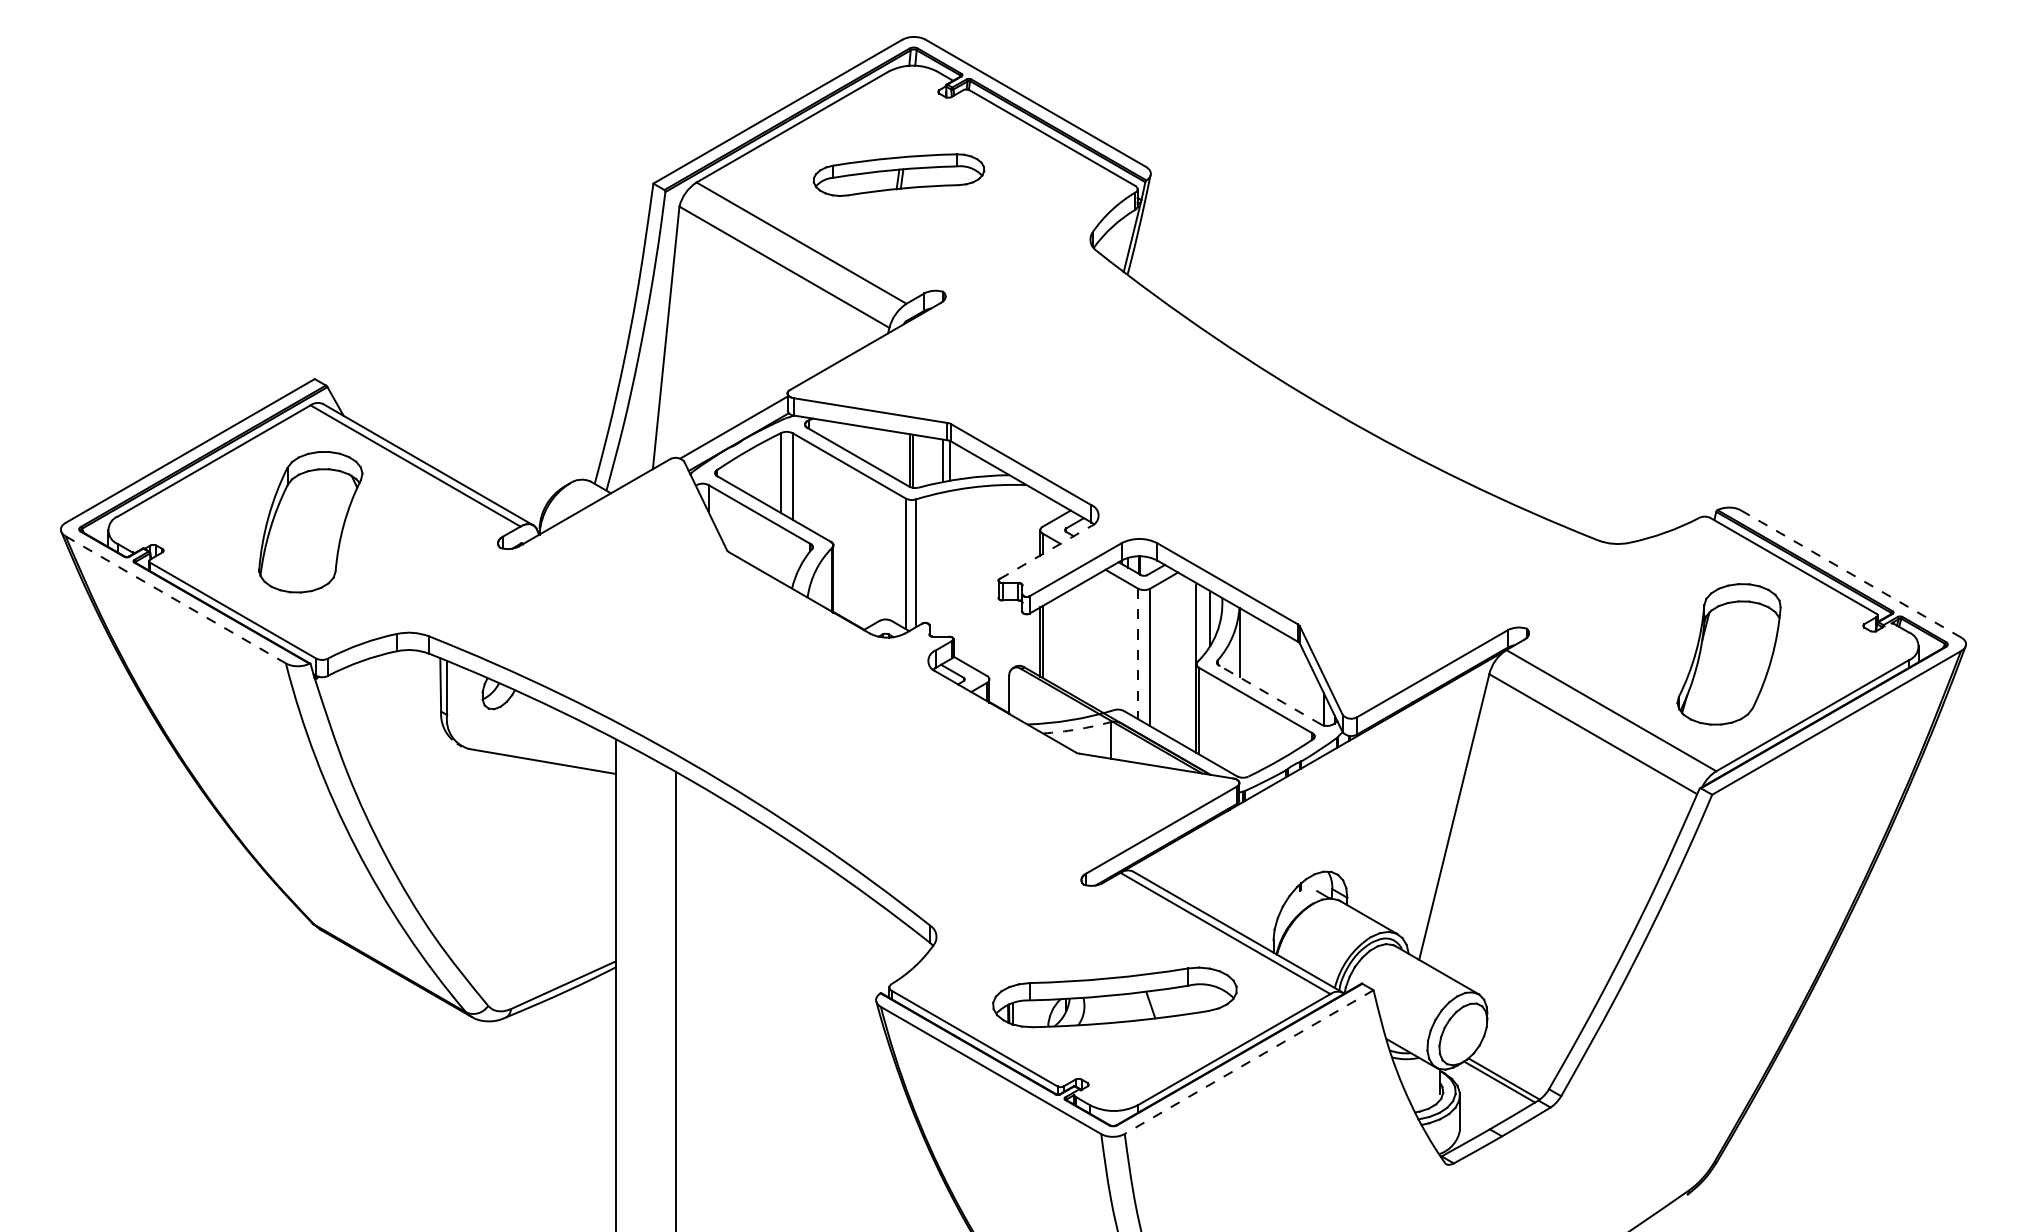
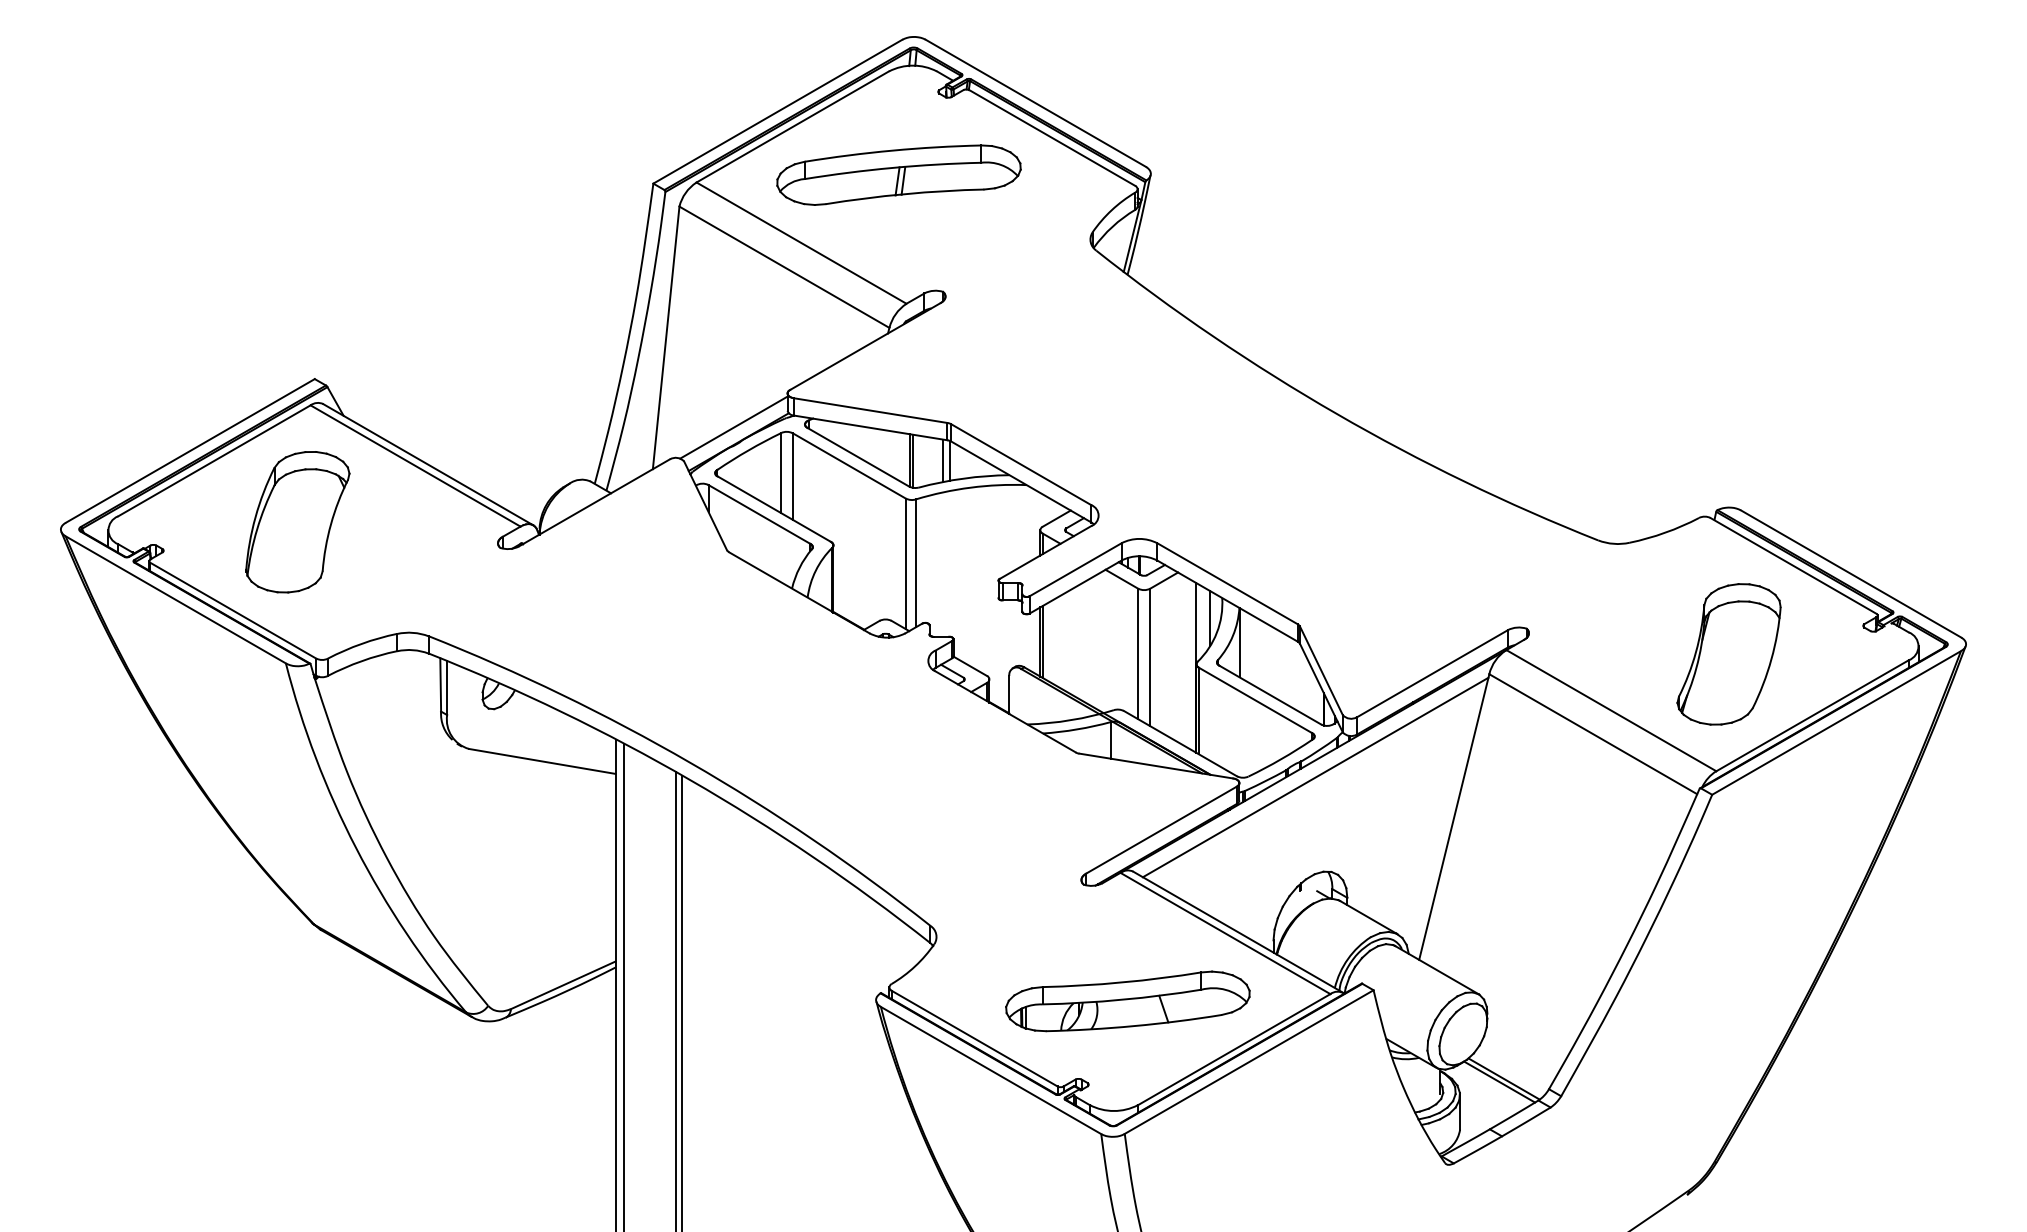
part size: 174x44 px -> 246x62 px (898, 174)
part position: (310, 522) -> (297, 522) (297, 522)
line: dashed -> solid (1045, 552)
line: dashed -> solid (1850, 573)
line: dashed -> solid (176, 600)
line: dashed -> solid (1138, 654)
line: dashed -> solid (1270, 695)
arc: dashed -> solid (1077, 729)
line: none -> present (1315, 777)
line: none -> present (624, 986)
part position: (1114, 997) -> (1127, 1001) (1127, 1001)
line: none -> present (682, 1001)
line: dashed -> solid (1249, 1062)
